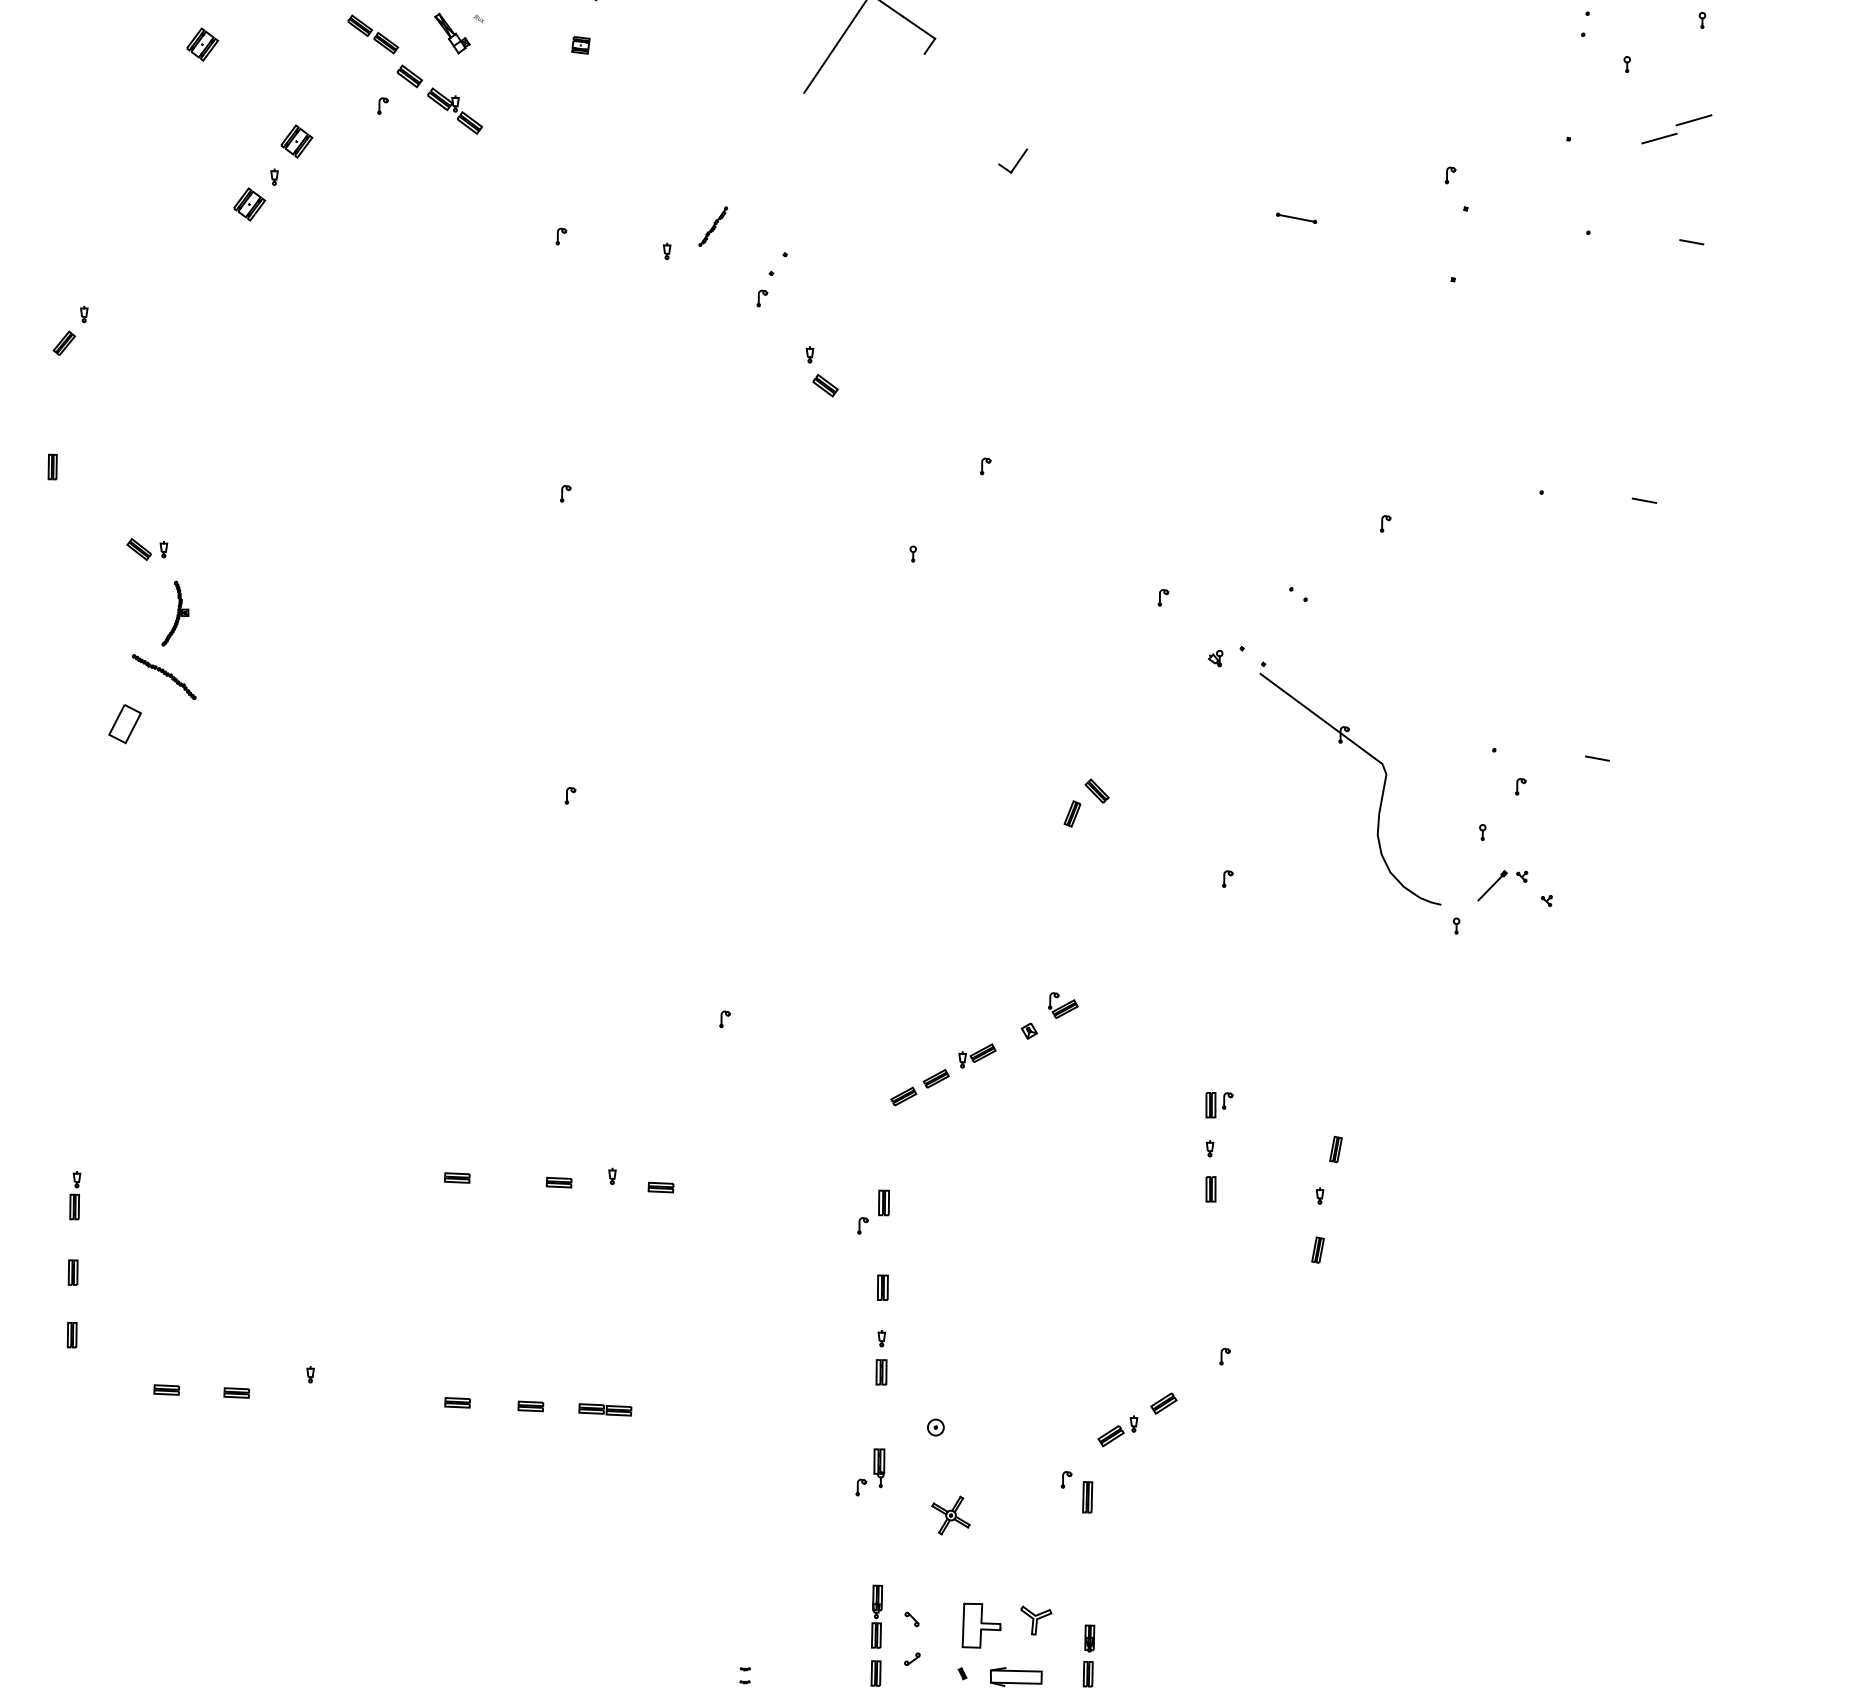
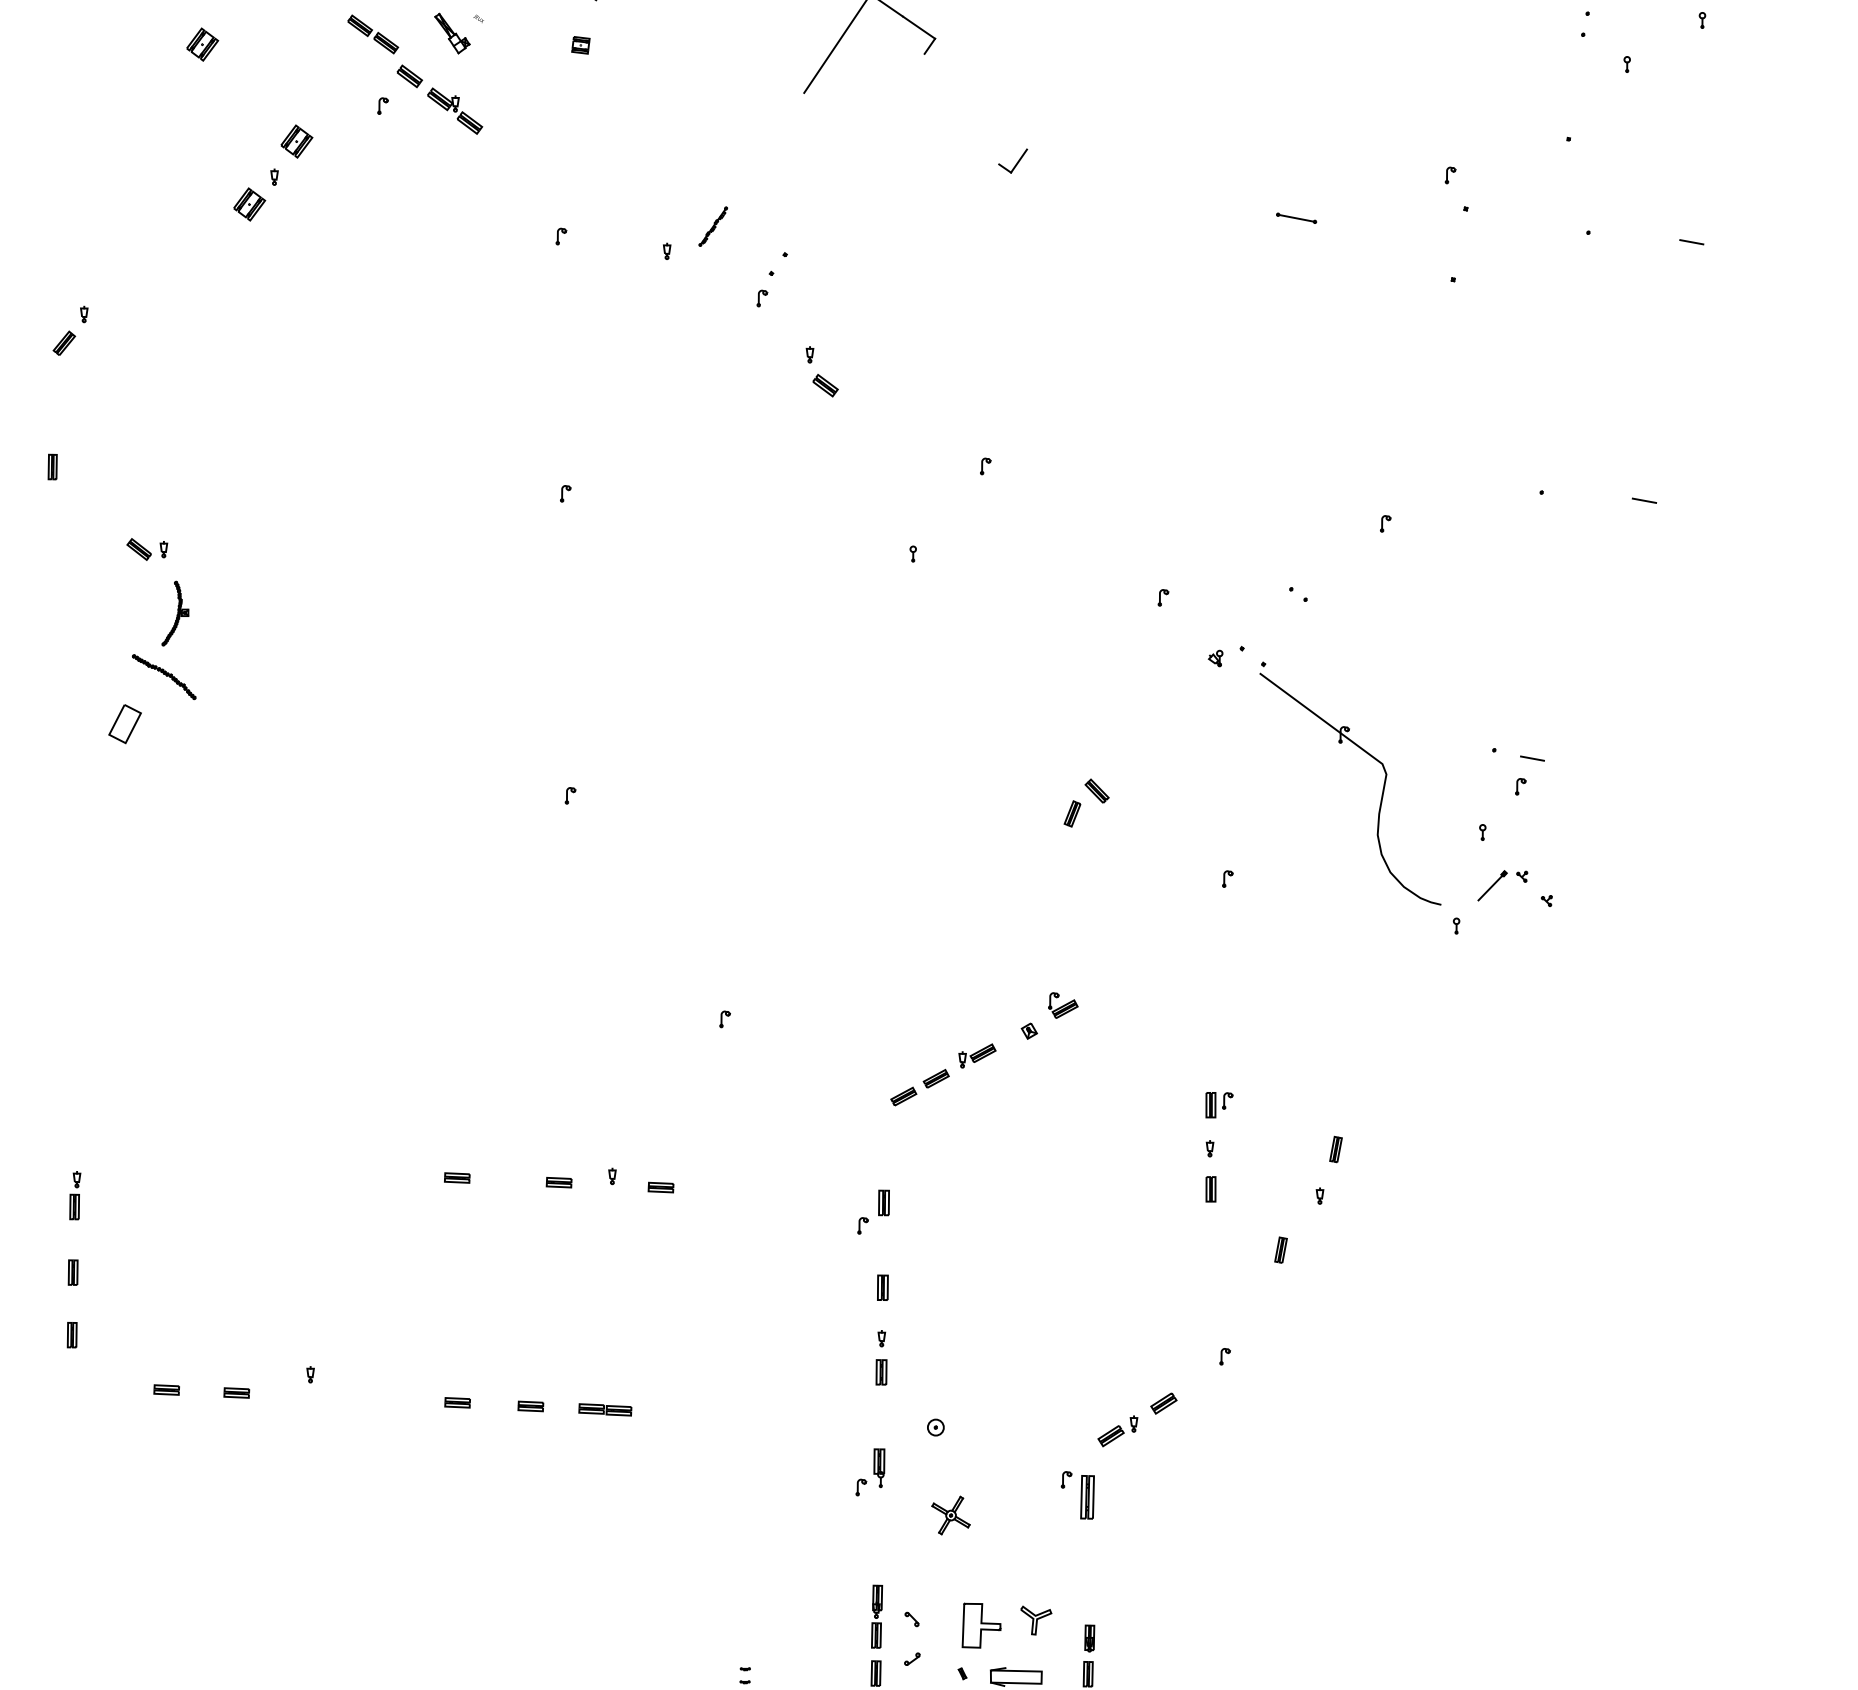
line: present -> none (1693, 120)
line: present -> none (1659, 138)
line position: (1597, 758) -> (1532, 758) (1532, 758)
part position: (1317, 1249) -> (1280, 1249) (1280, 1249)
part size: 12x33 px -> 15x45 px (1087, 1497)
